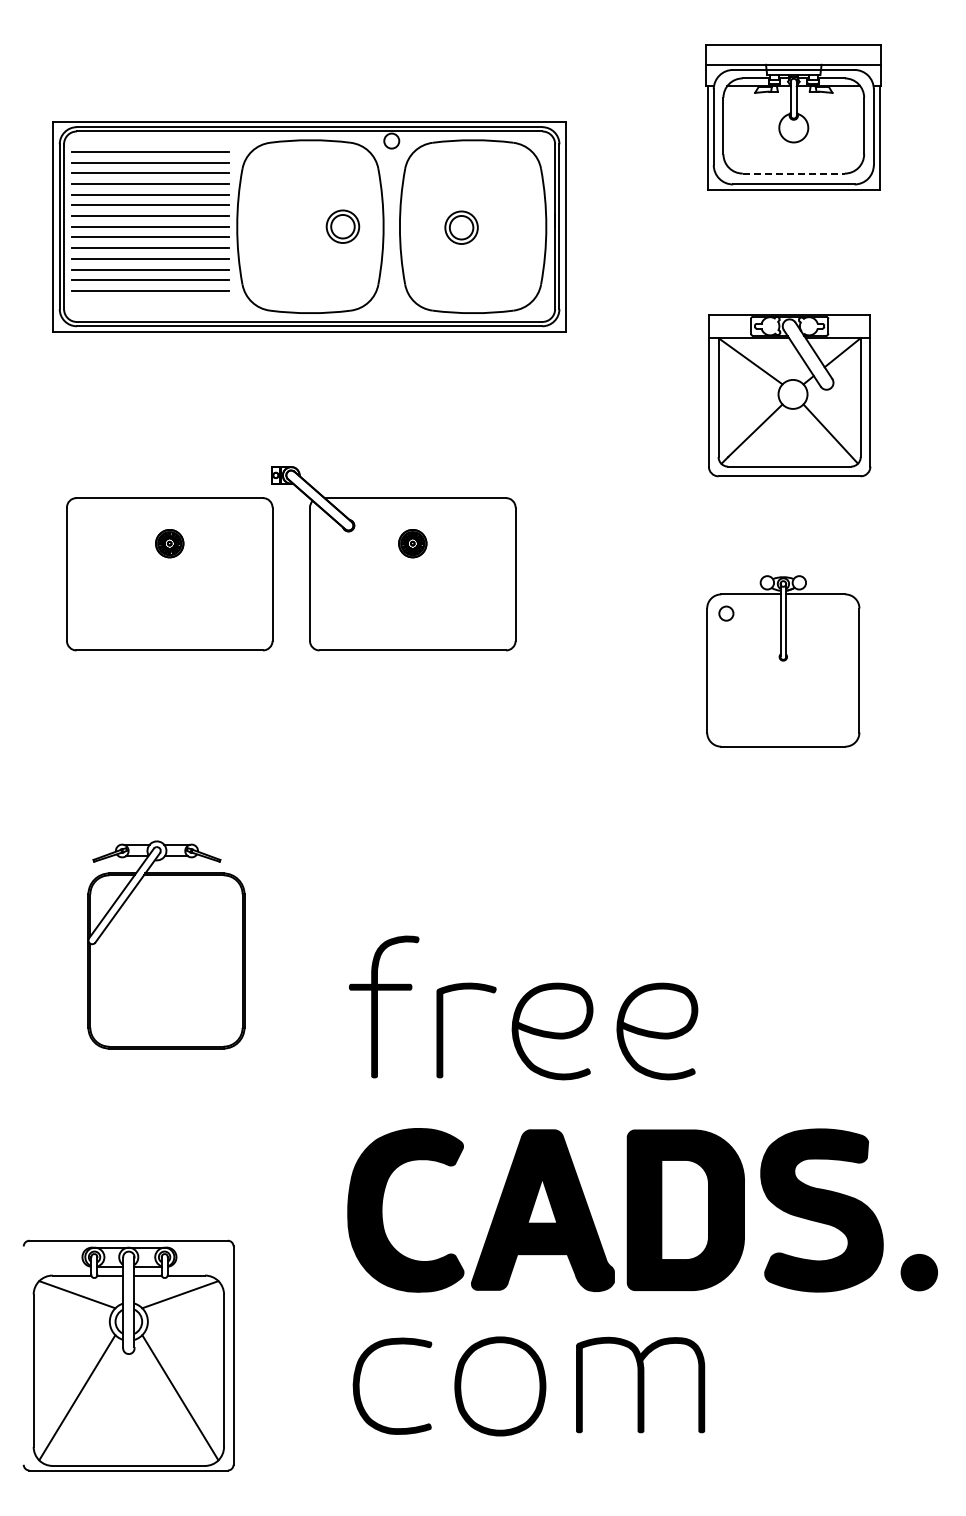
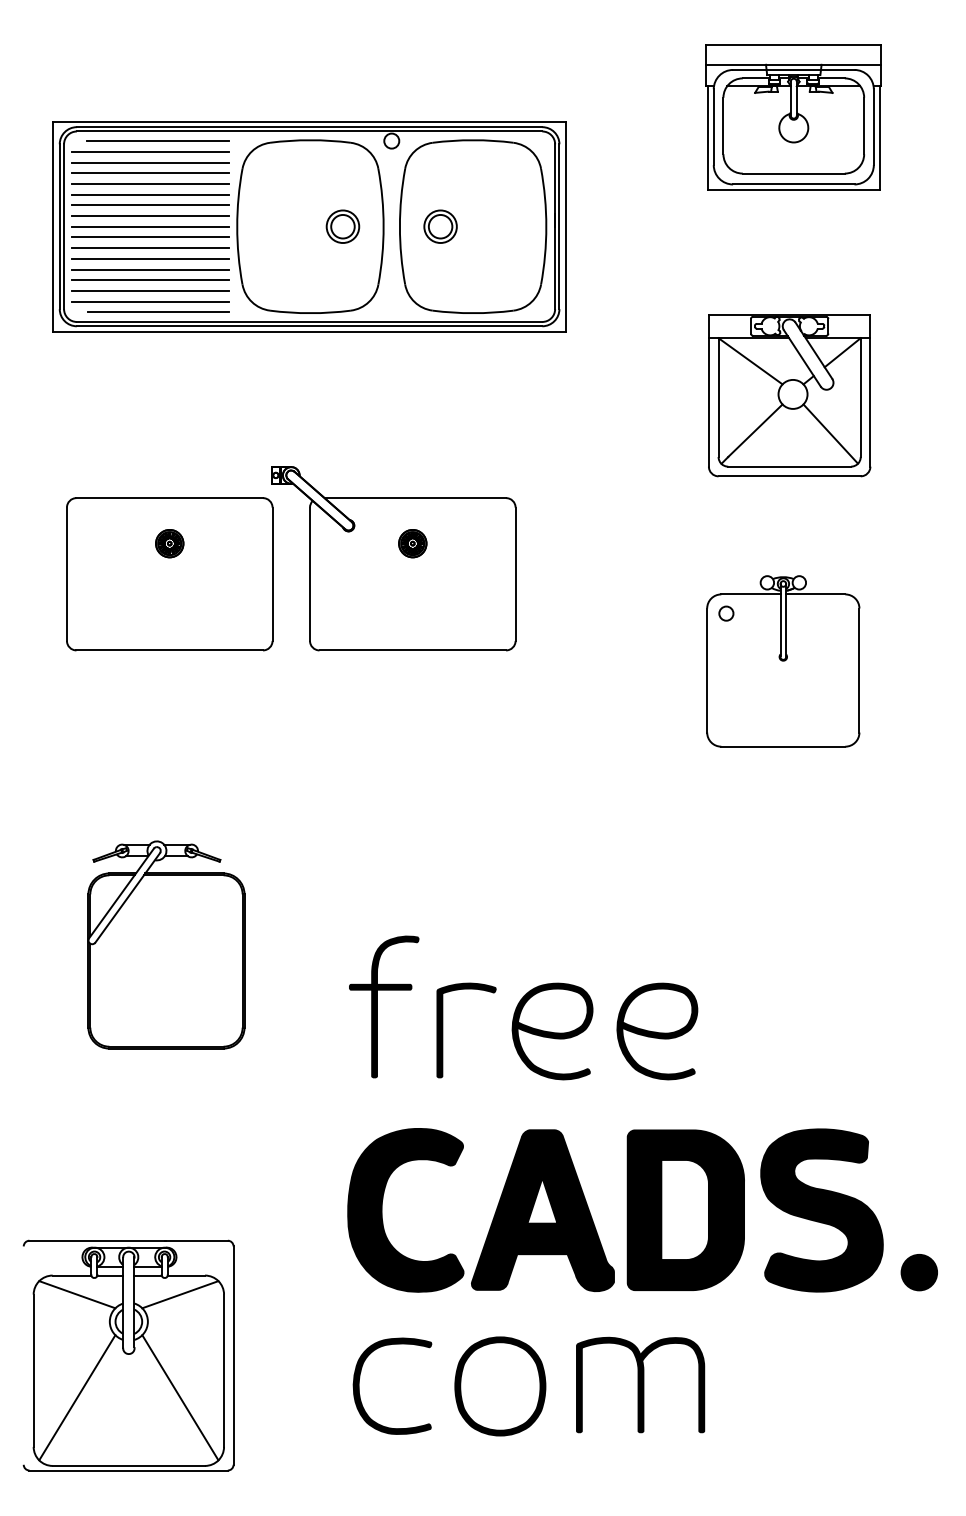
line: none -> present (157, 140)
line: dashed -> solid (794, 173)
part position: (461, 227) -> (440, 226) (440, 226)
line: none -> present (149, 301)
line: none -> present (158, 312)
